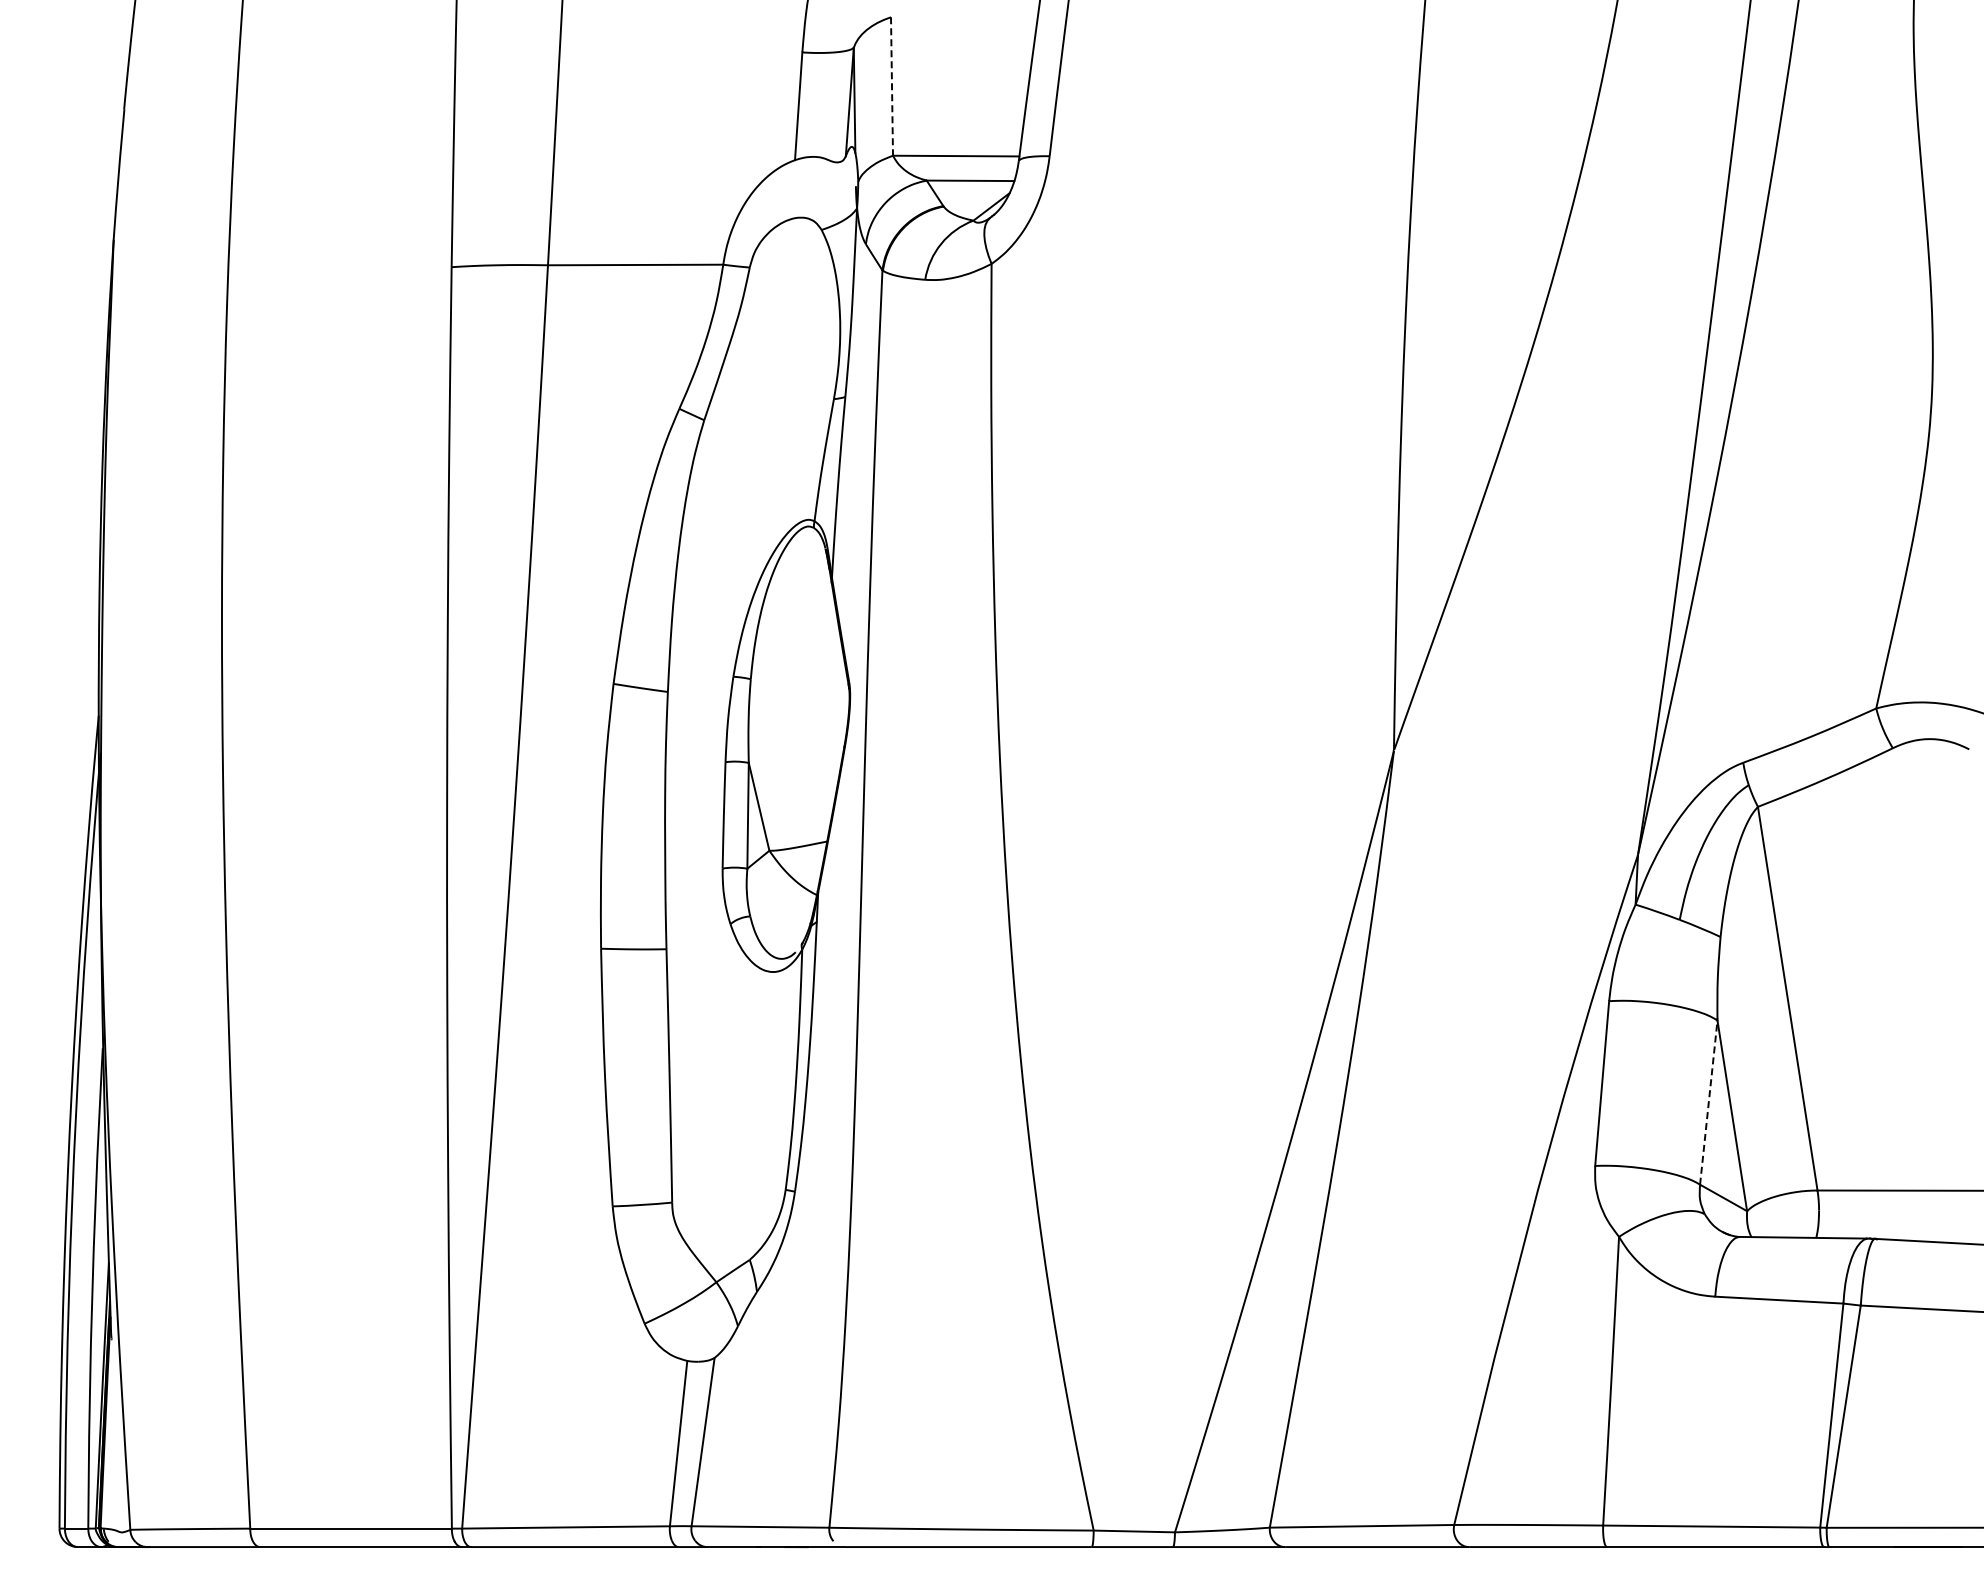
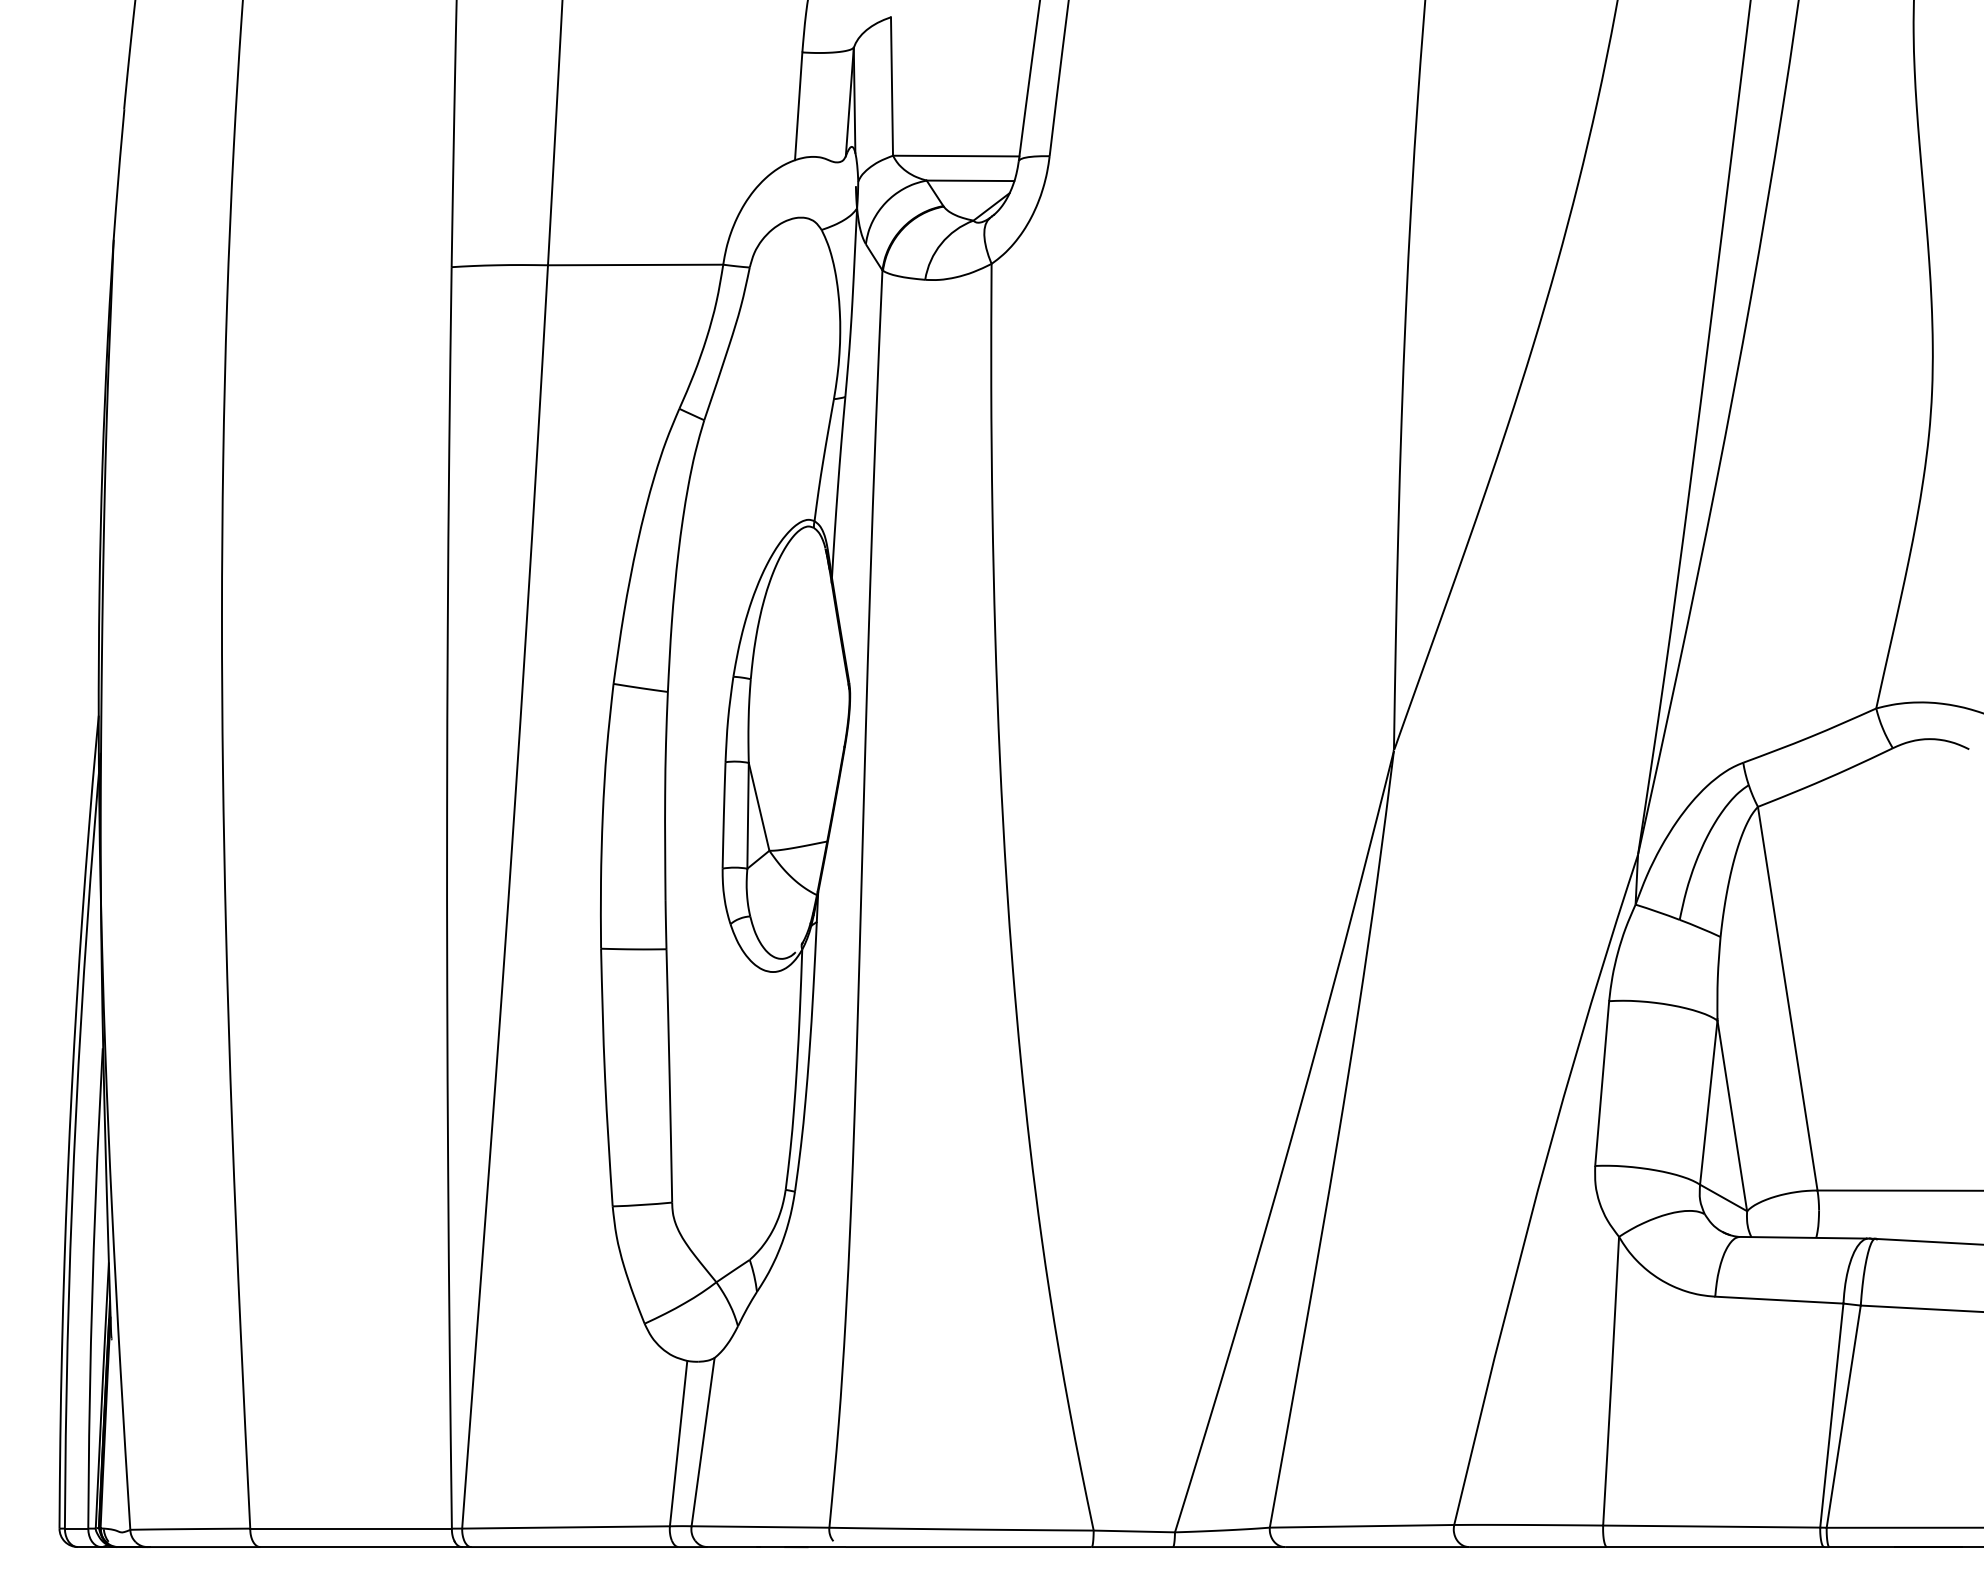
line: dashed -> solid (892, 87)
line: dashed -> solid (1708, 1102)
